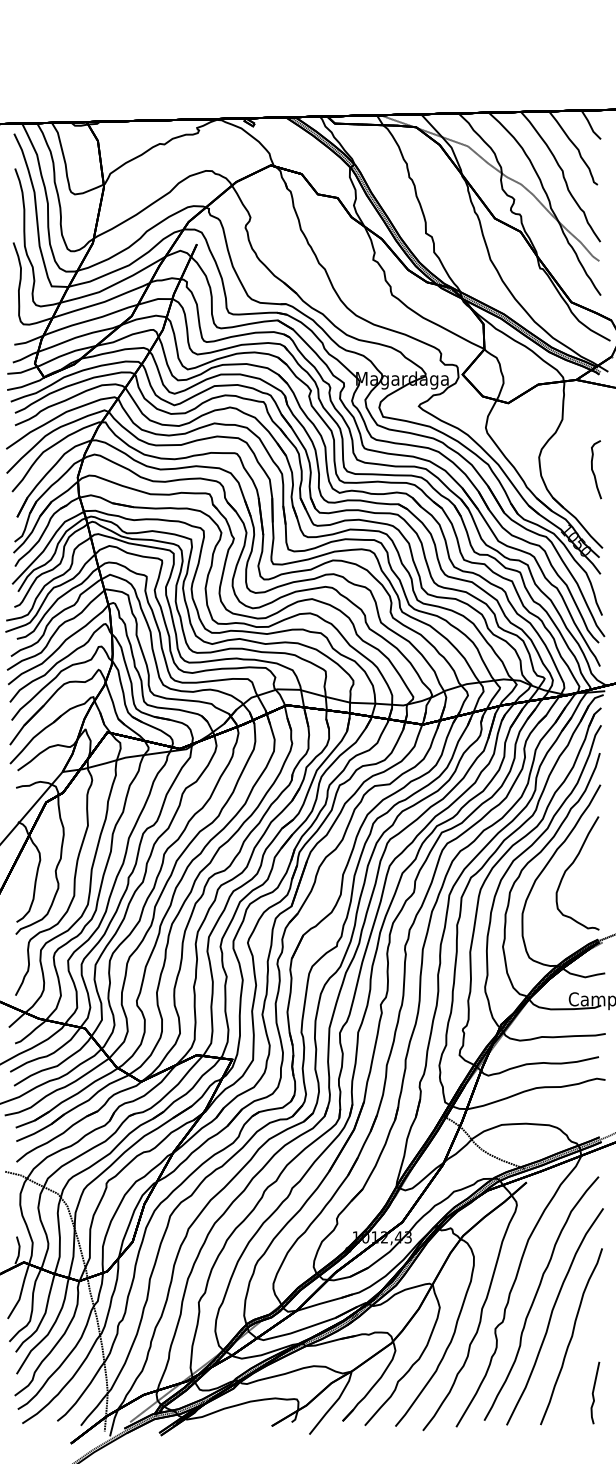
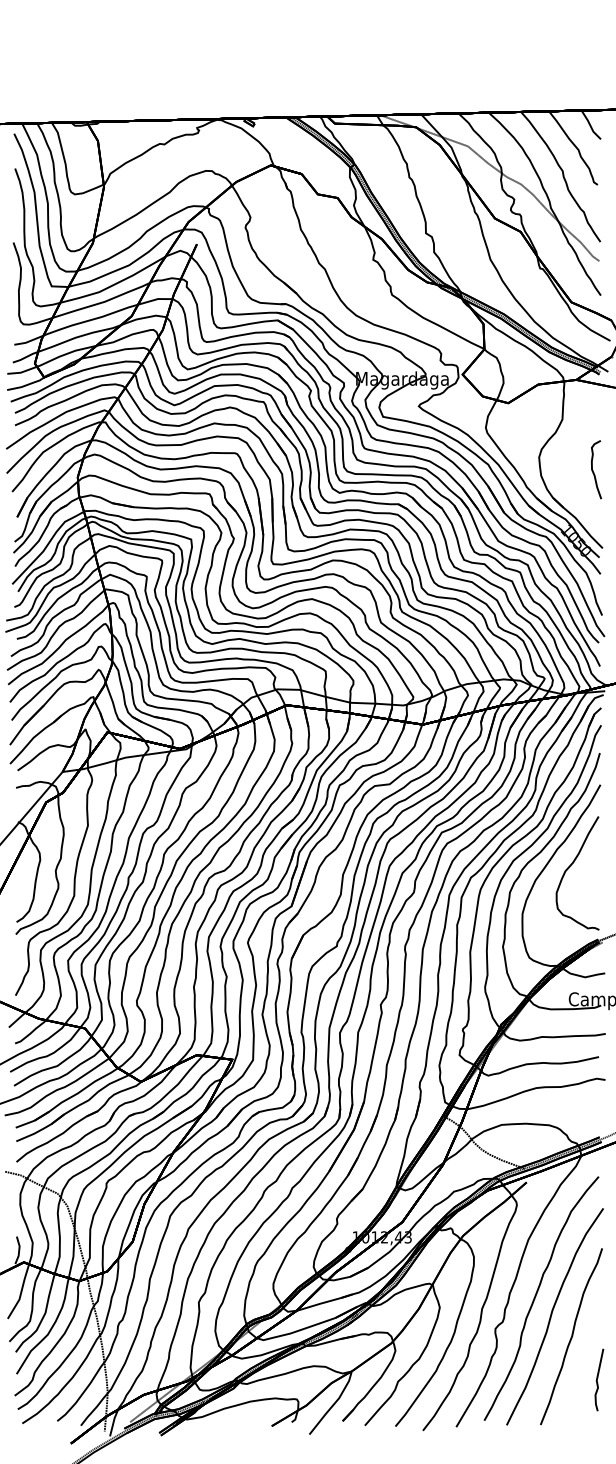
part position: (595, 1392) -> (599, 1379) (599, 1379)
